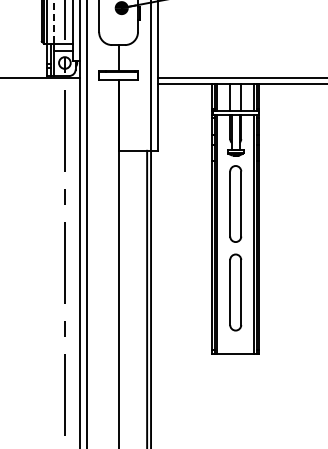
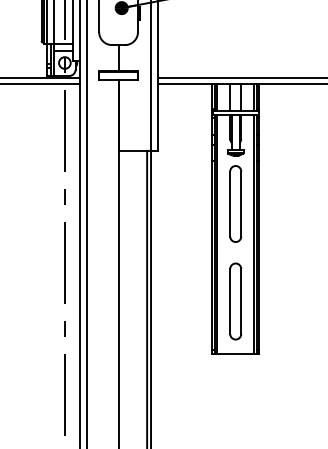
line: dashed -> solid (54, 21)
line: none -> present (40, 83)
part position: (235, 292) -> (235, 301) (235, 301)
